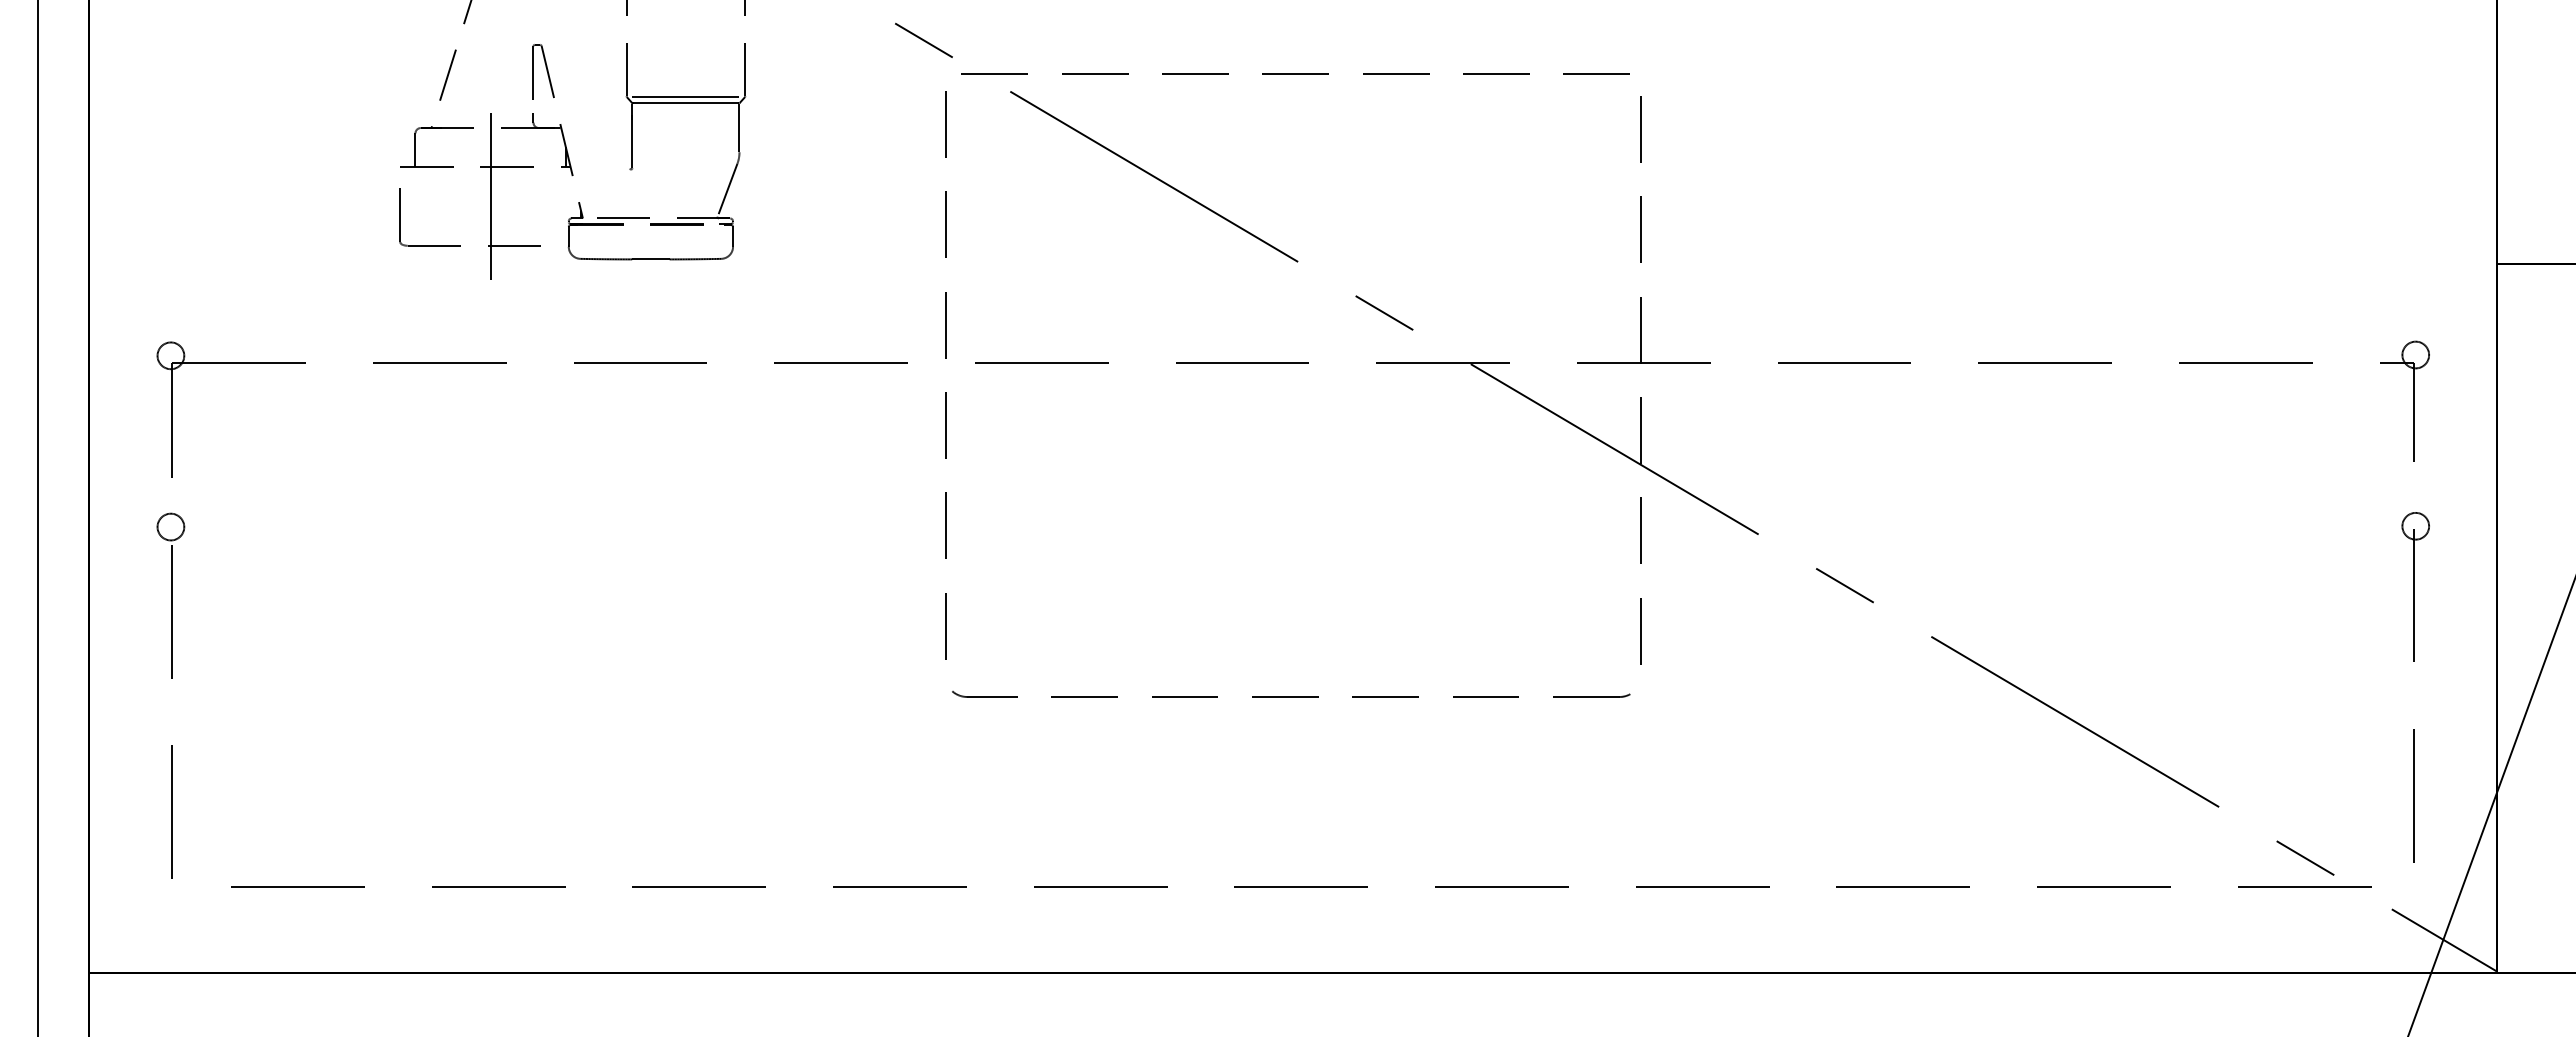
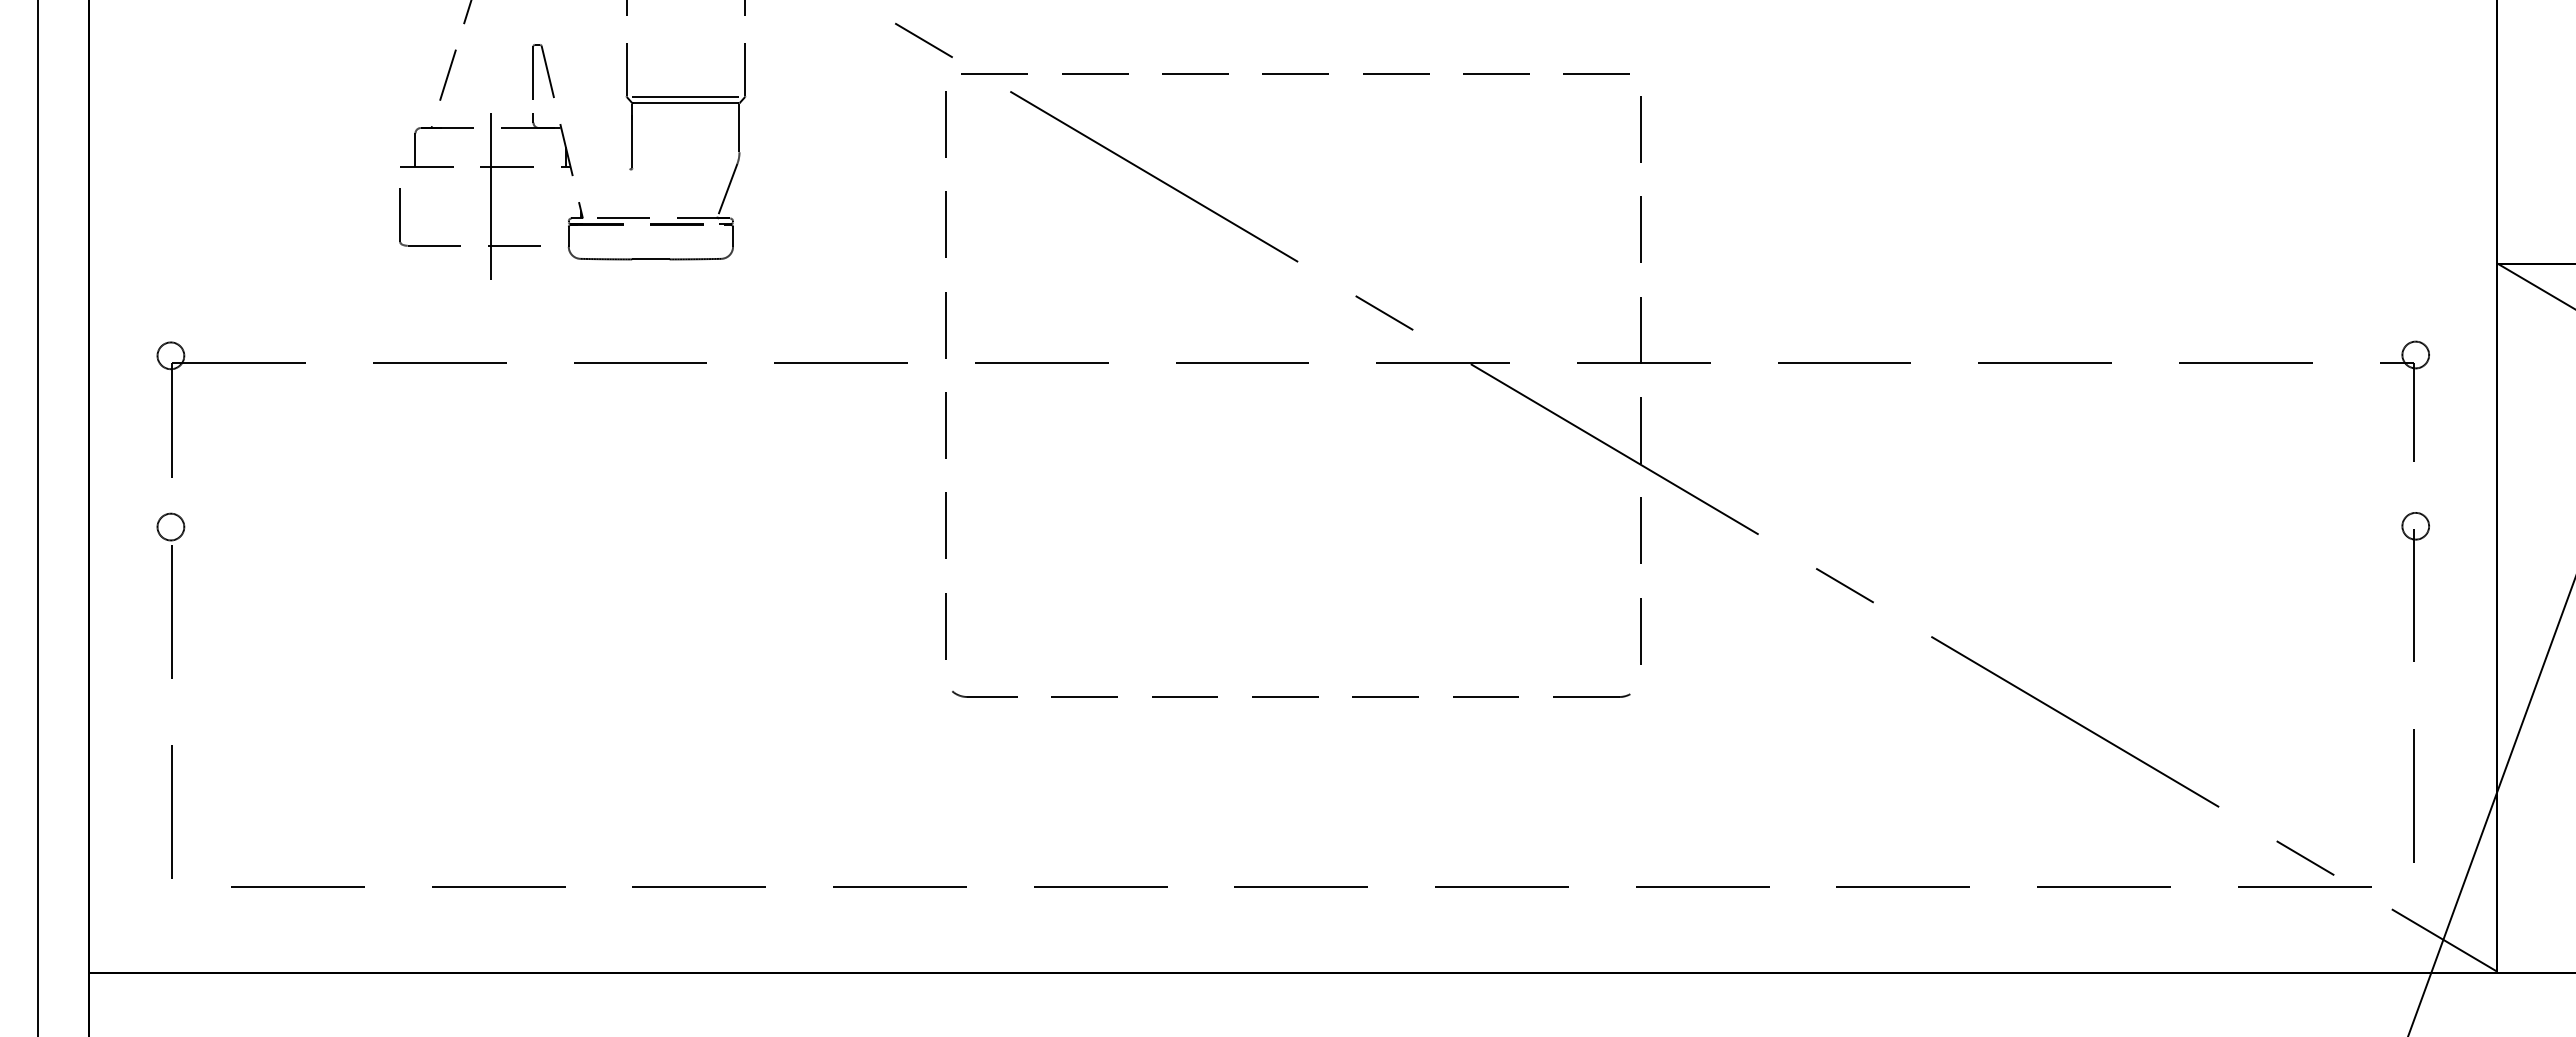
line: none -> present (2534, 285)
